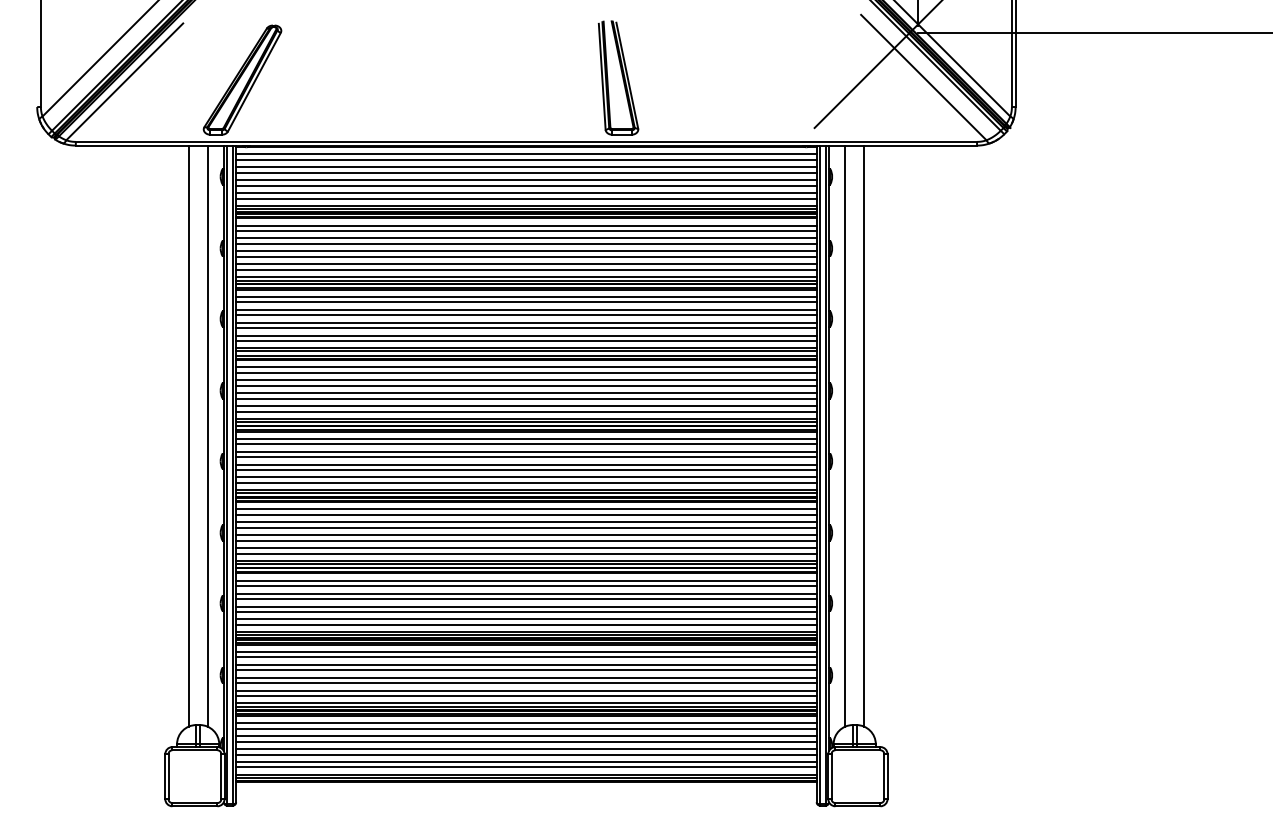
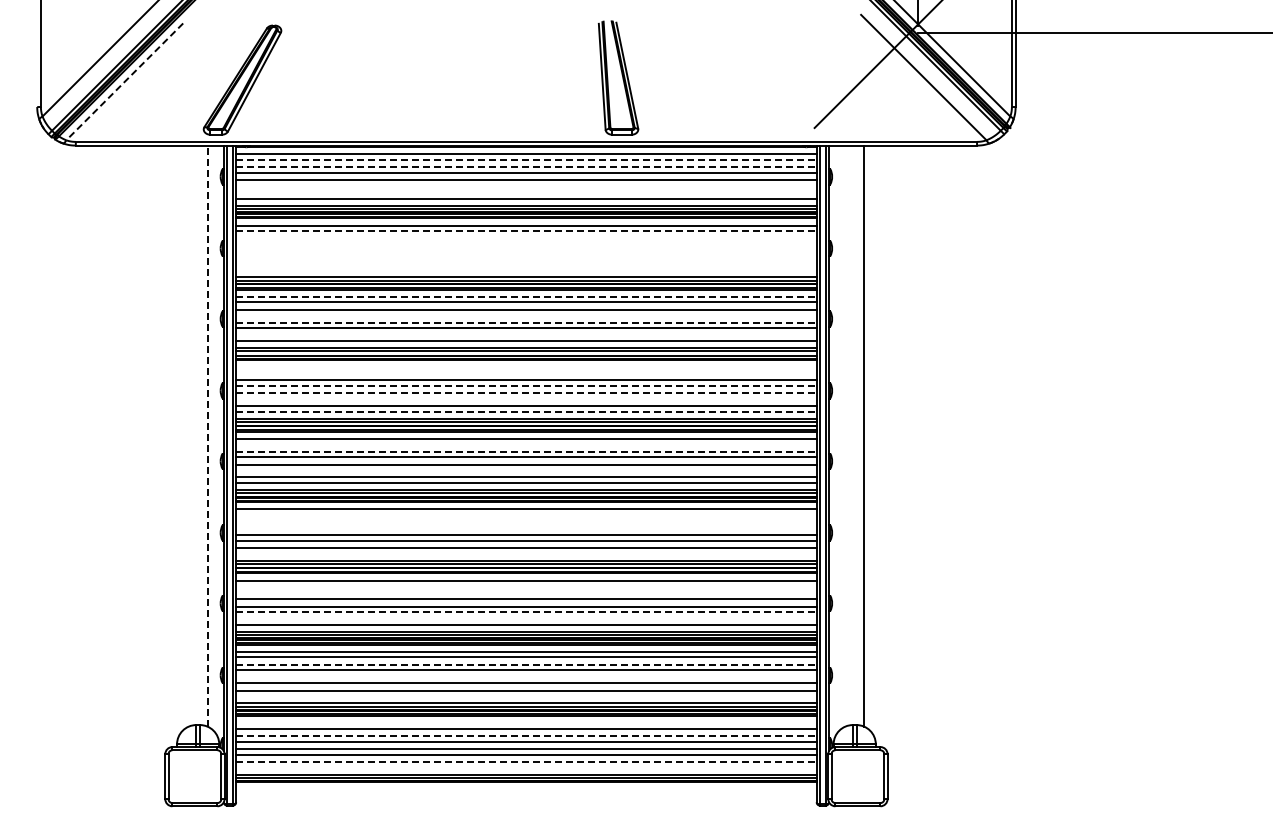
line: solid -> dashed (124, 81)
line: solid -> dashed (526, 159)
line: solid -> dashed (526, 167)
line: present -> none (526, 185)
line: present -> none (526, 193)
line: solid -> dashed (526, 231)
line: present -> none (526, 238)
line: present -> none (526, 243)
line: present -> none (526, 251)
line: present -> none (526, 256)
line: present -> none (526, 264)
line: present -> none (526, 269)
line: solid -> dashed (526, 296)
line: present -> none (526, 315)
line: solid -> dashed (526, 322)
line: present -> none (526, 335)
line: present -> none (526, 367)
line: present -> none (526, 373)
line: solid -> dashed (526, 385)
line: solid -> dashed (526, 393)
line: present -> none (526, 398)
line: solid -> dashed (526, 411)
line: present -> none (188, 435)
line: present -> none (845, 435)
line: solid -> dashed (207, 436)
line: present -> none (526, 444)
line: solid -> dashed (526, 451)
line: present -> none (526, 470)
line: present -> none (526, 514)
line: present -> none (526, 522)
line: present -> none (526, 527)
line: present -> none (526, 553)
line: present -> none (526, 586)
line: present -> none (526, 593)
line: solid -> dashed (526, 612)
line: present -> none (526, 619)
line: solid -> dashed (526, 664)
line: present -> none (526, 677)
line: present -> none (526, 696)
line: present -> none (526, 723)
line: solid -> dashed (526, 736)
line: solid -> dashed (526, 761)
line: present -> none (526, 767)
